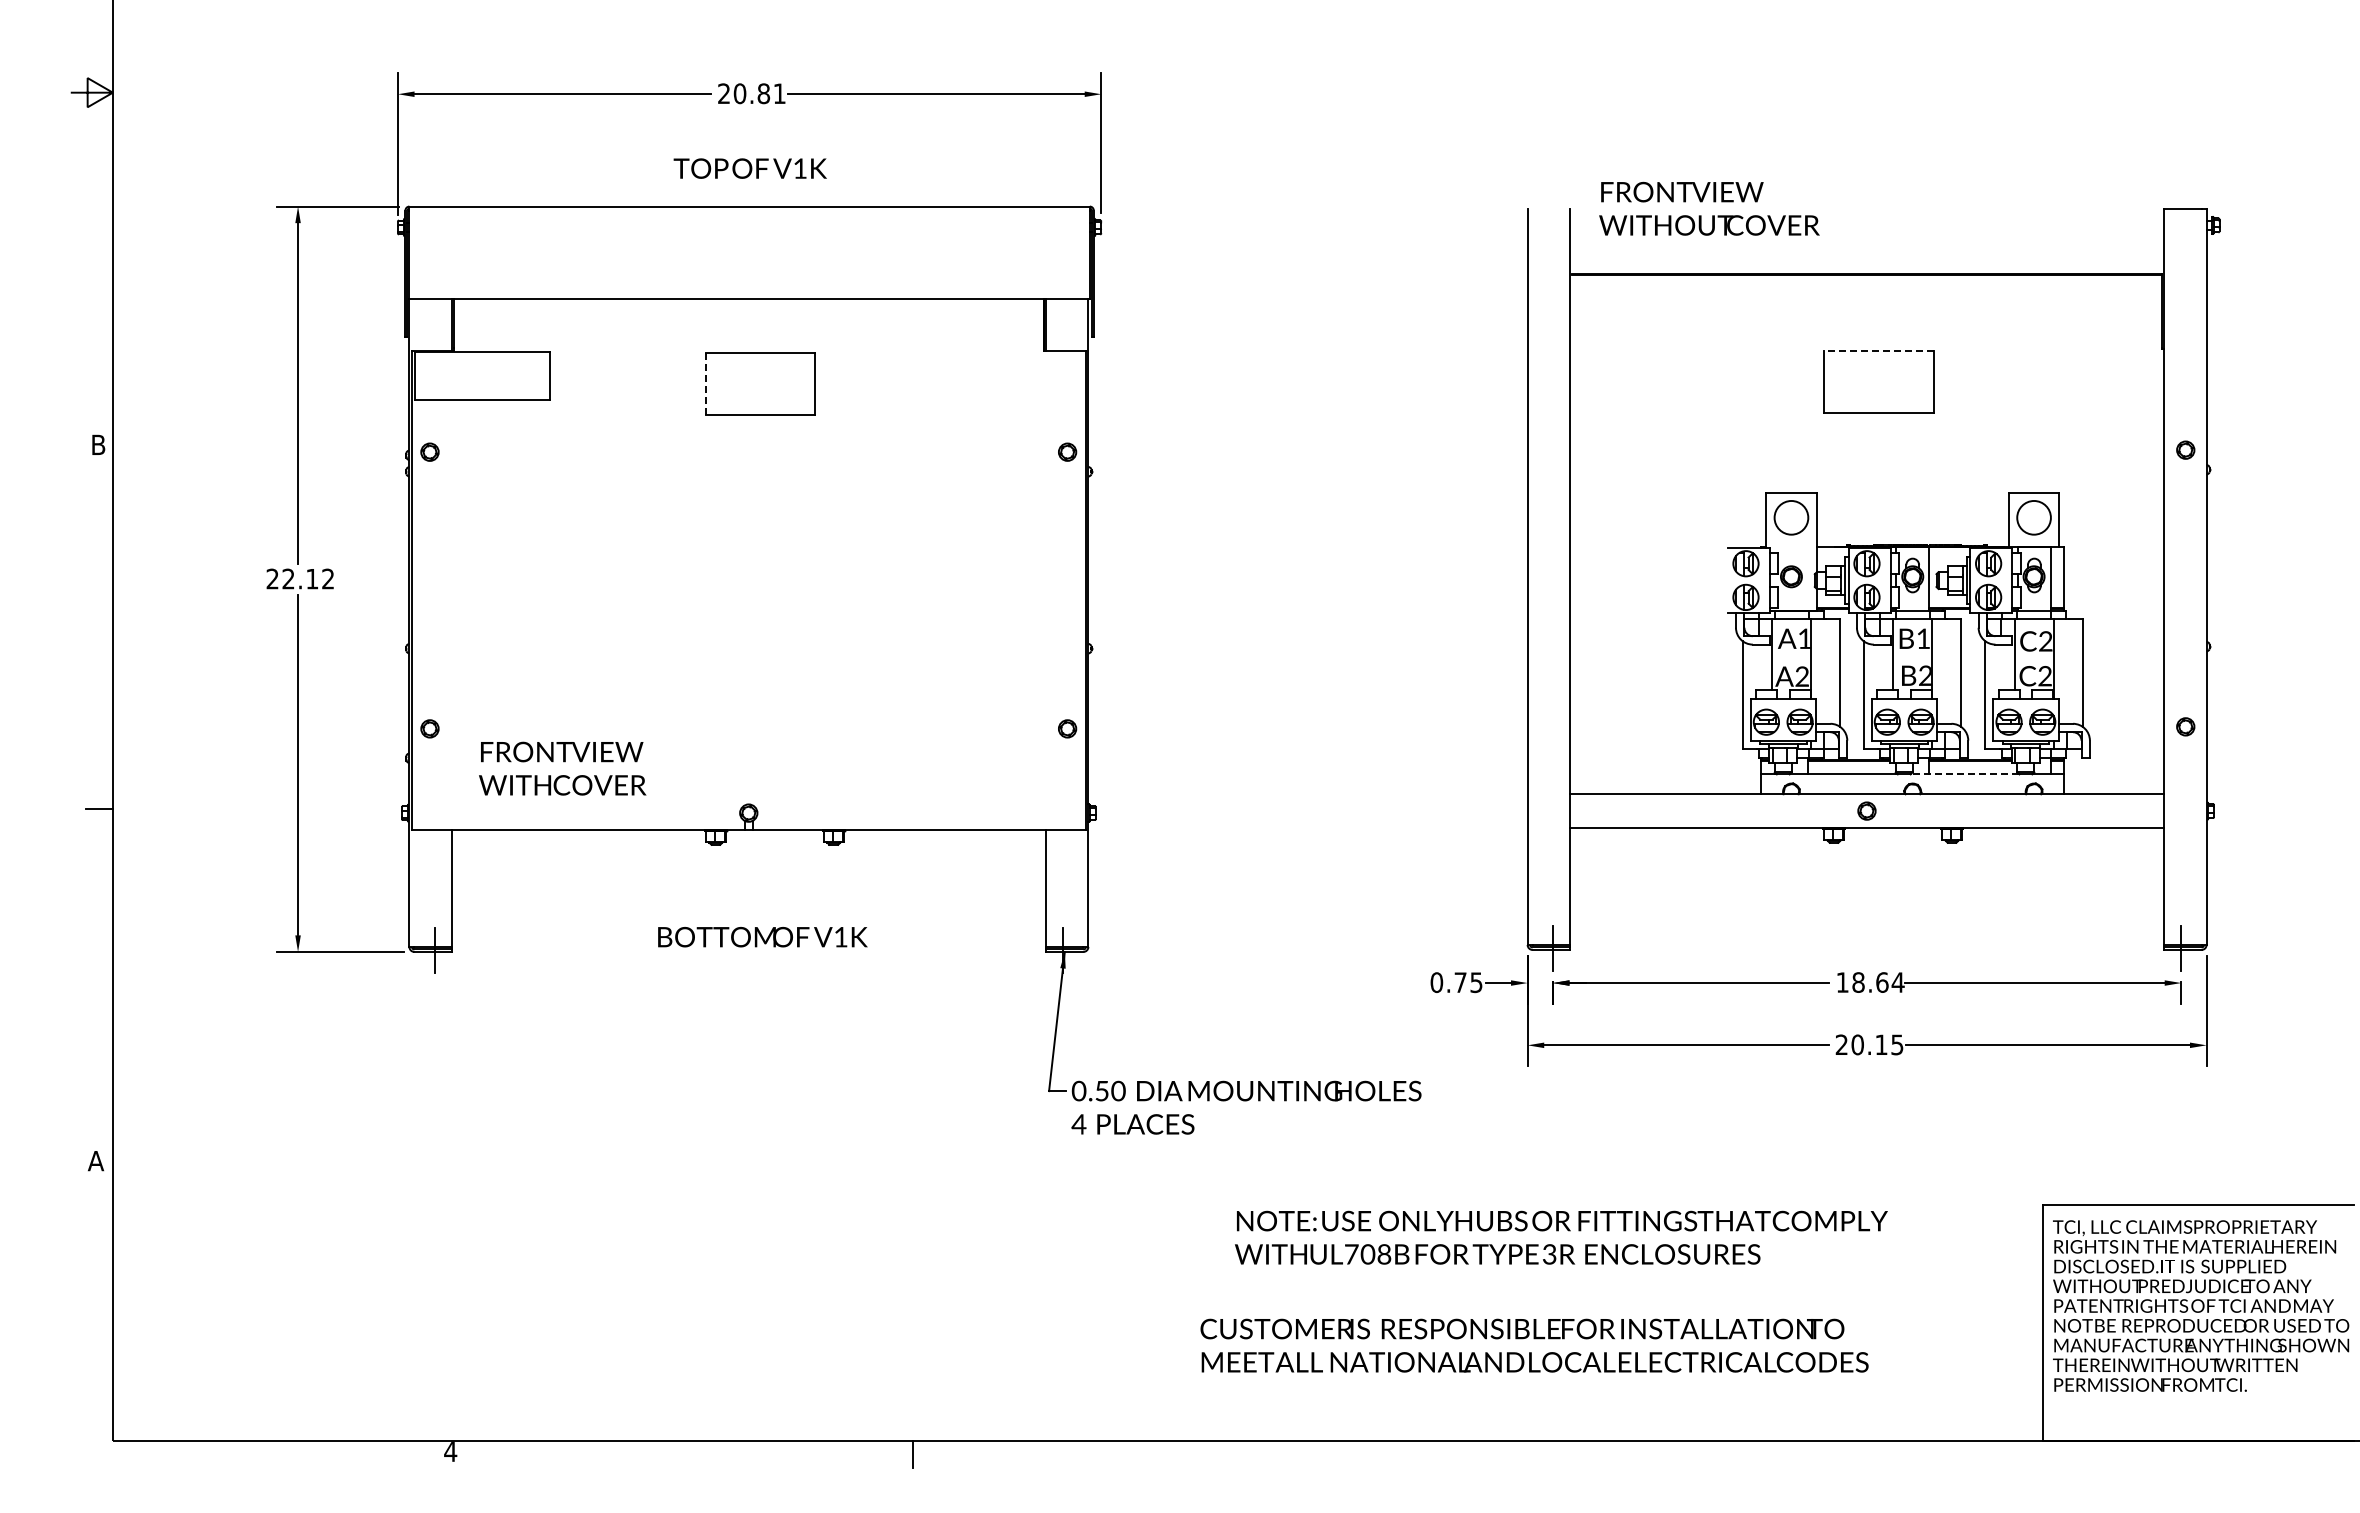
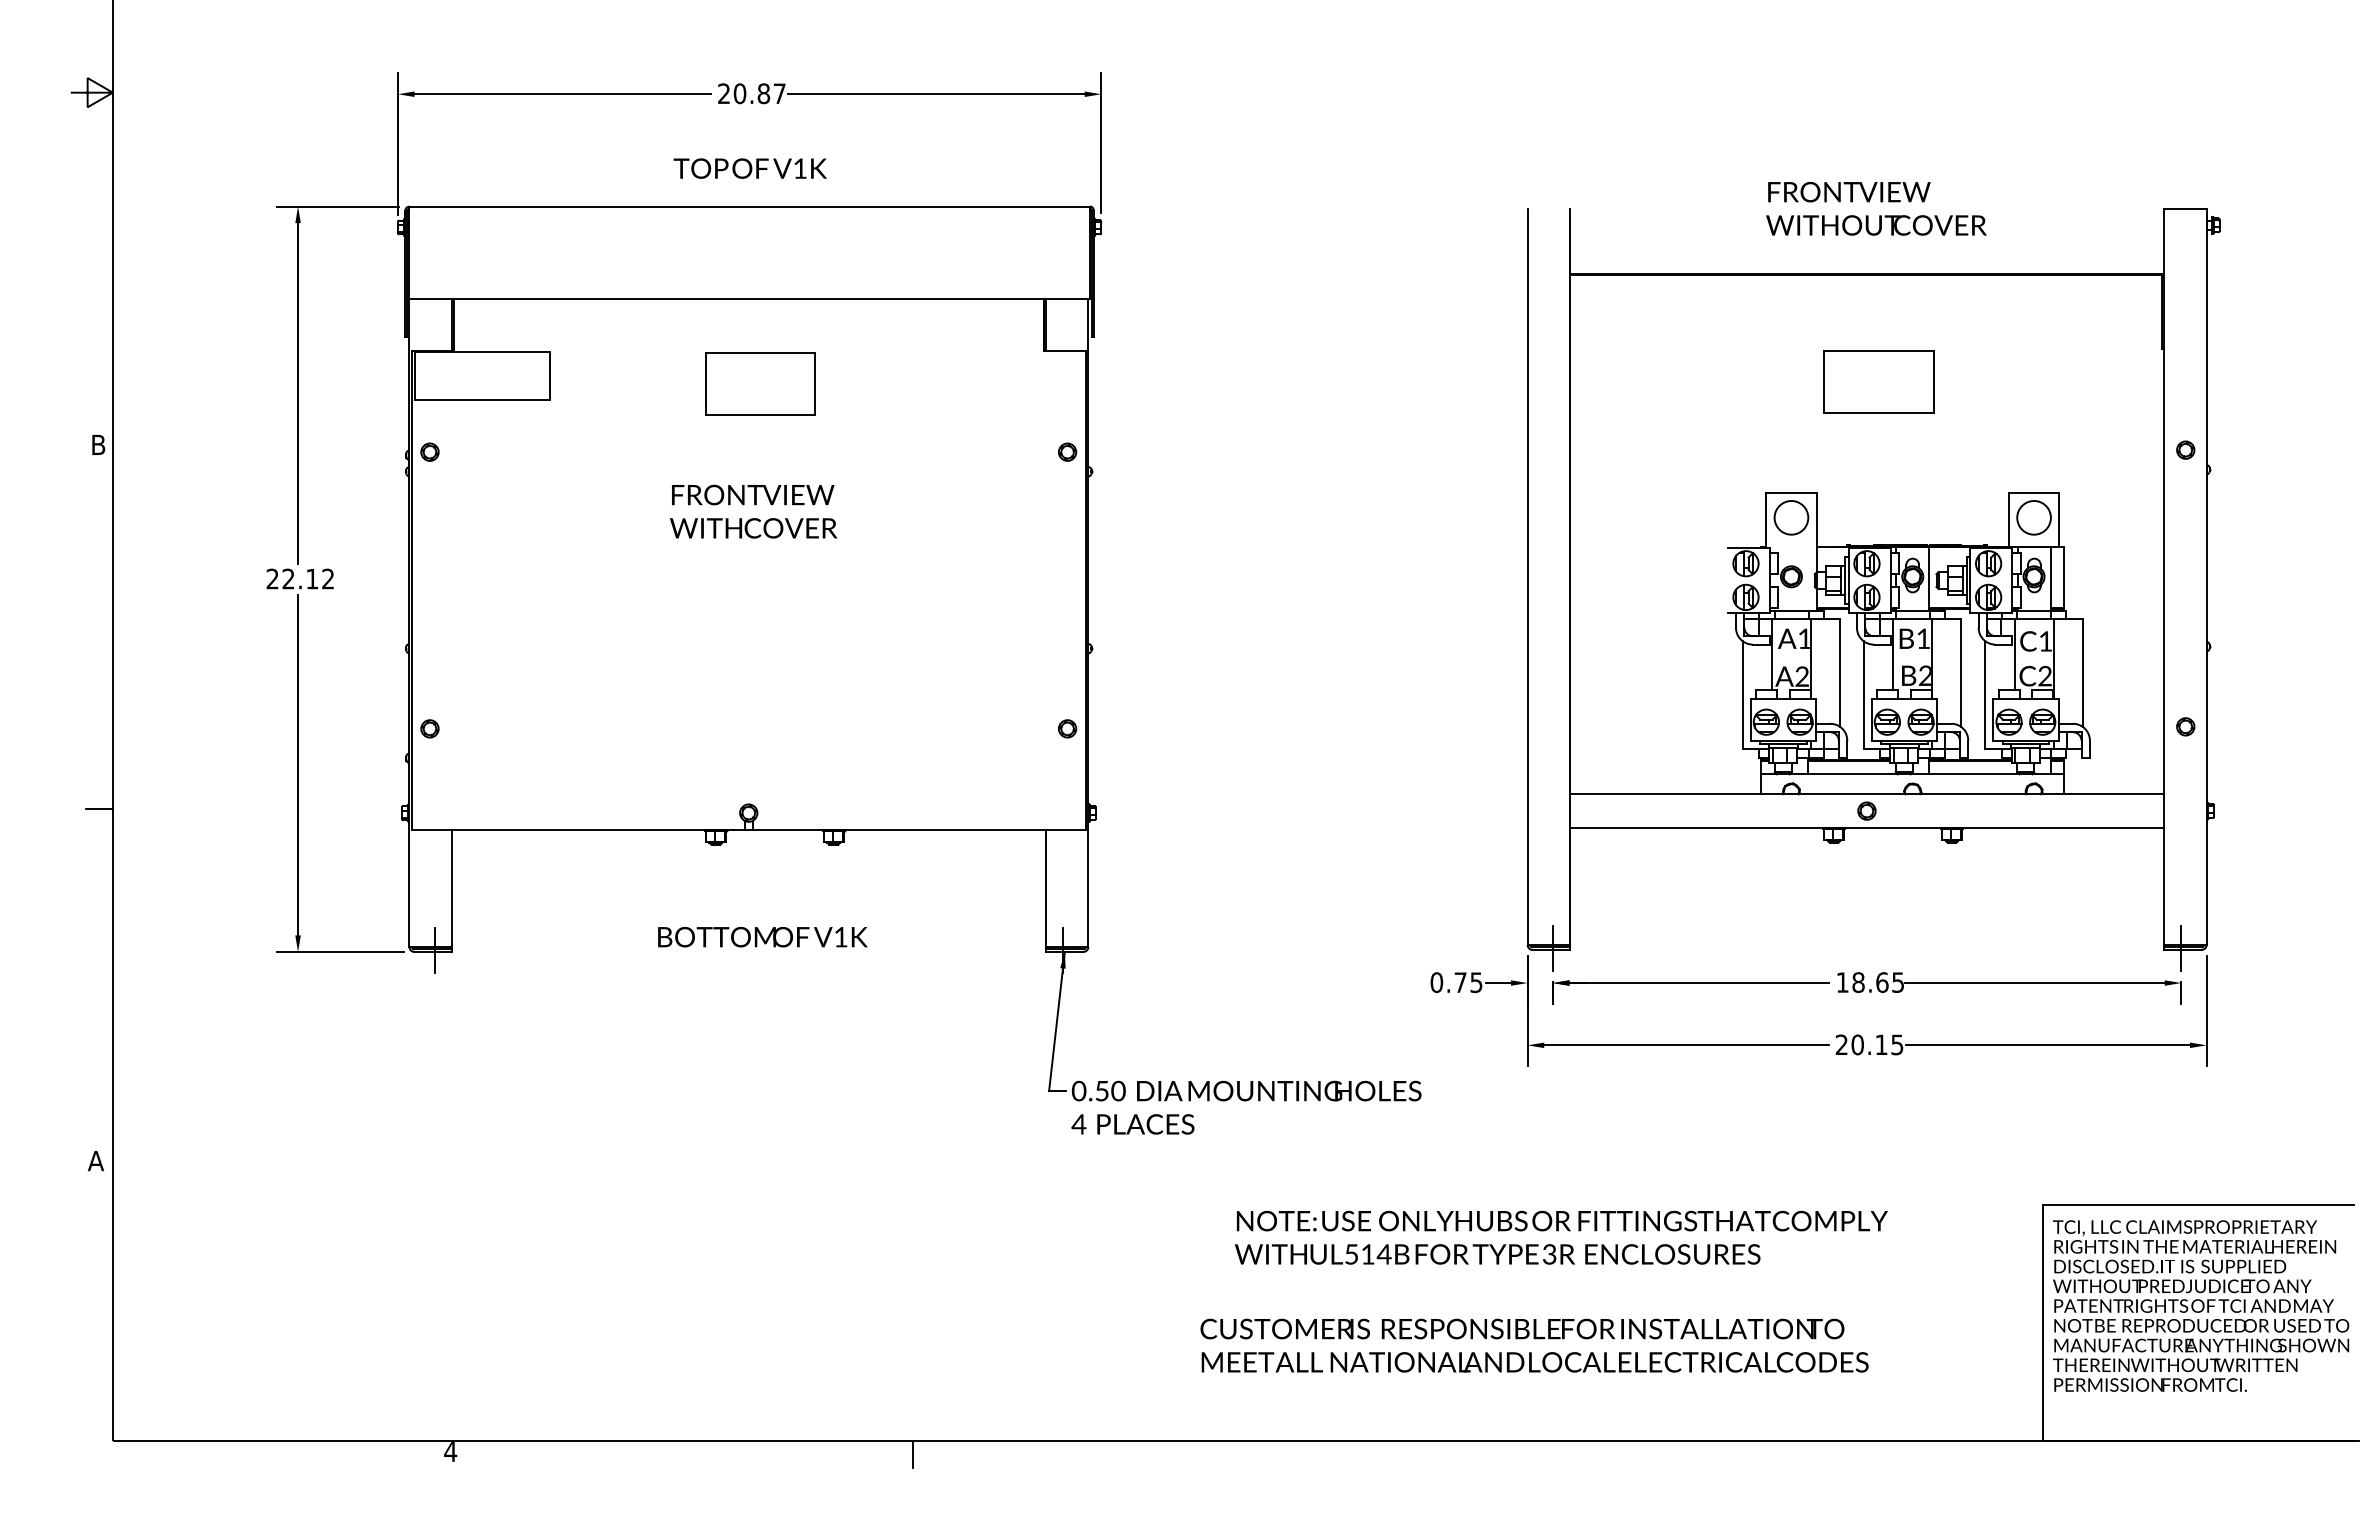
text: 20.81 -> 20.87 (779, 93)
text position: (1709, 208) -> (1876, 208) (1876, 208)
line: dashed -> solid (1878, 351)
line: dashed -> solid (705, 383)
text: C2 -> C1 (2045, 641)
text position: (562, 768) -> (753, 511) (753, 511)
line: dashed -> solid (1965, 773)
text: 18.64 -> 18.65 (1897, 982)
text: UL708B -> UL514B (1368, 1254)
